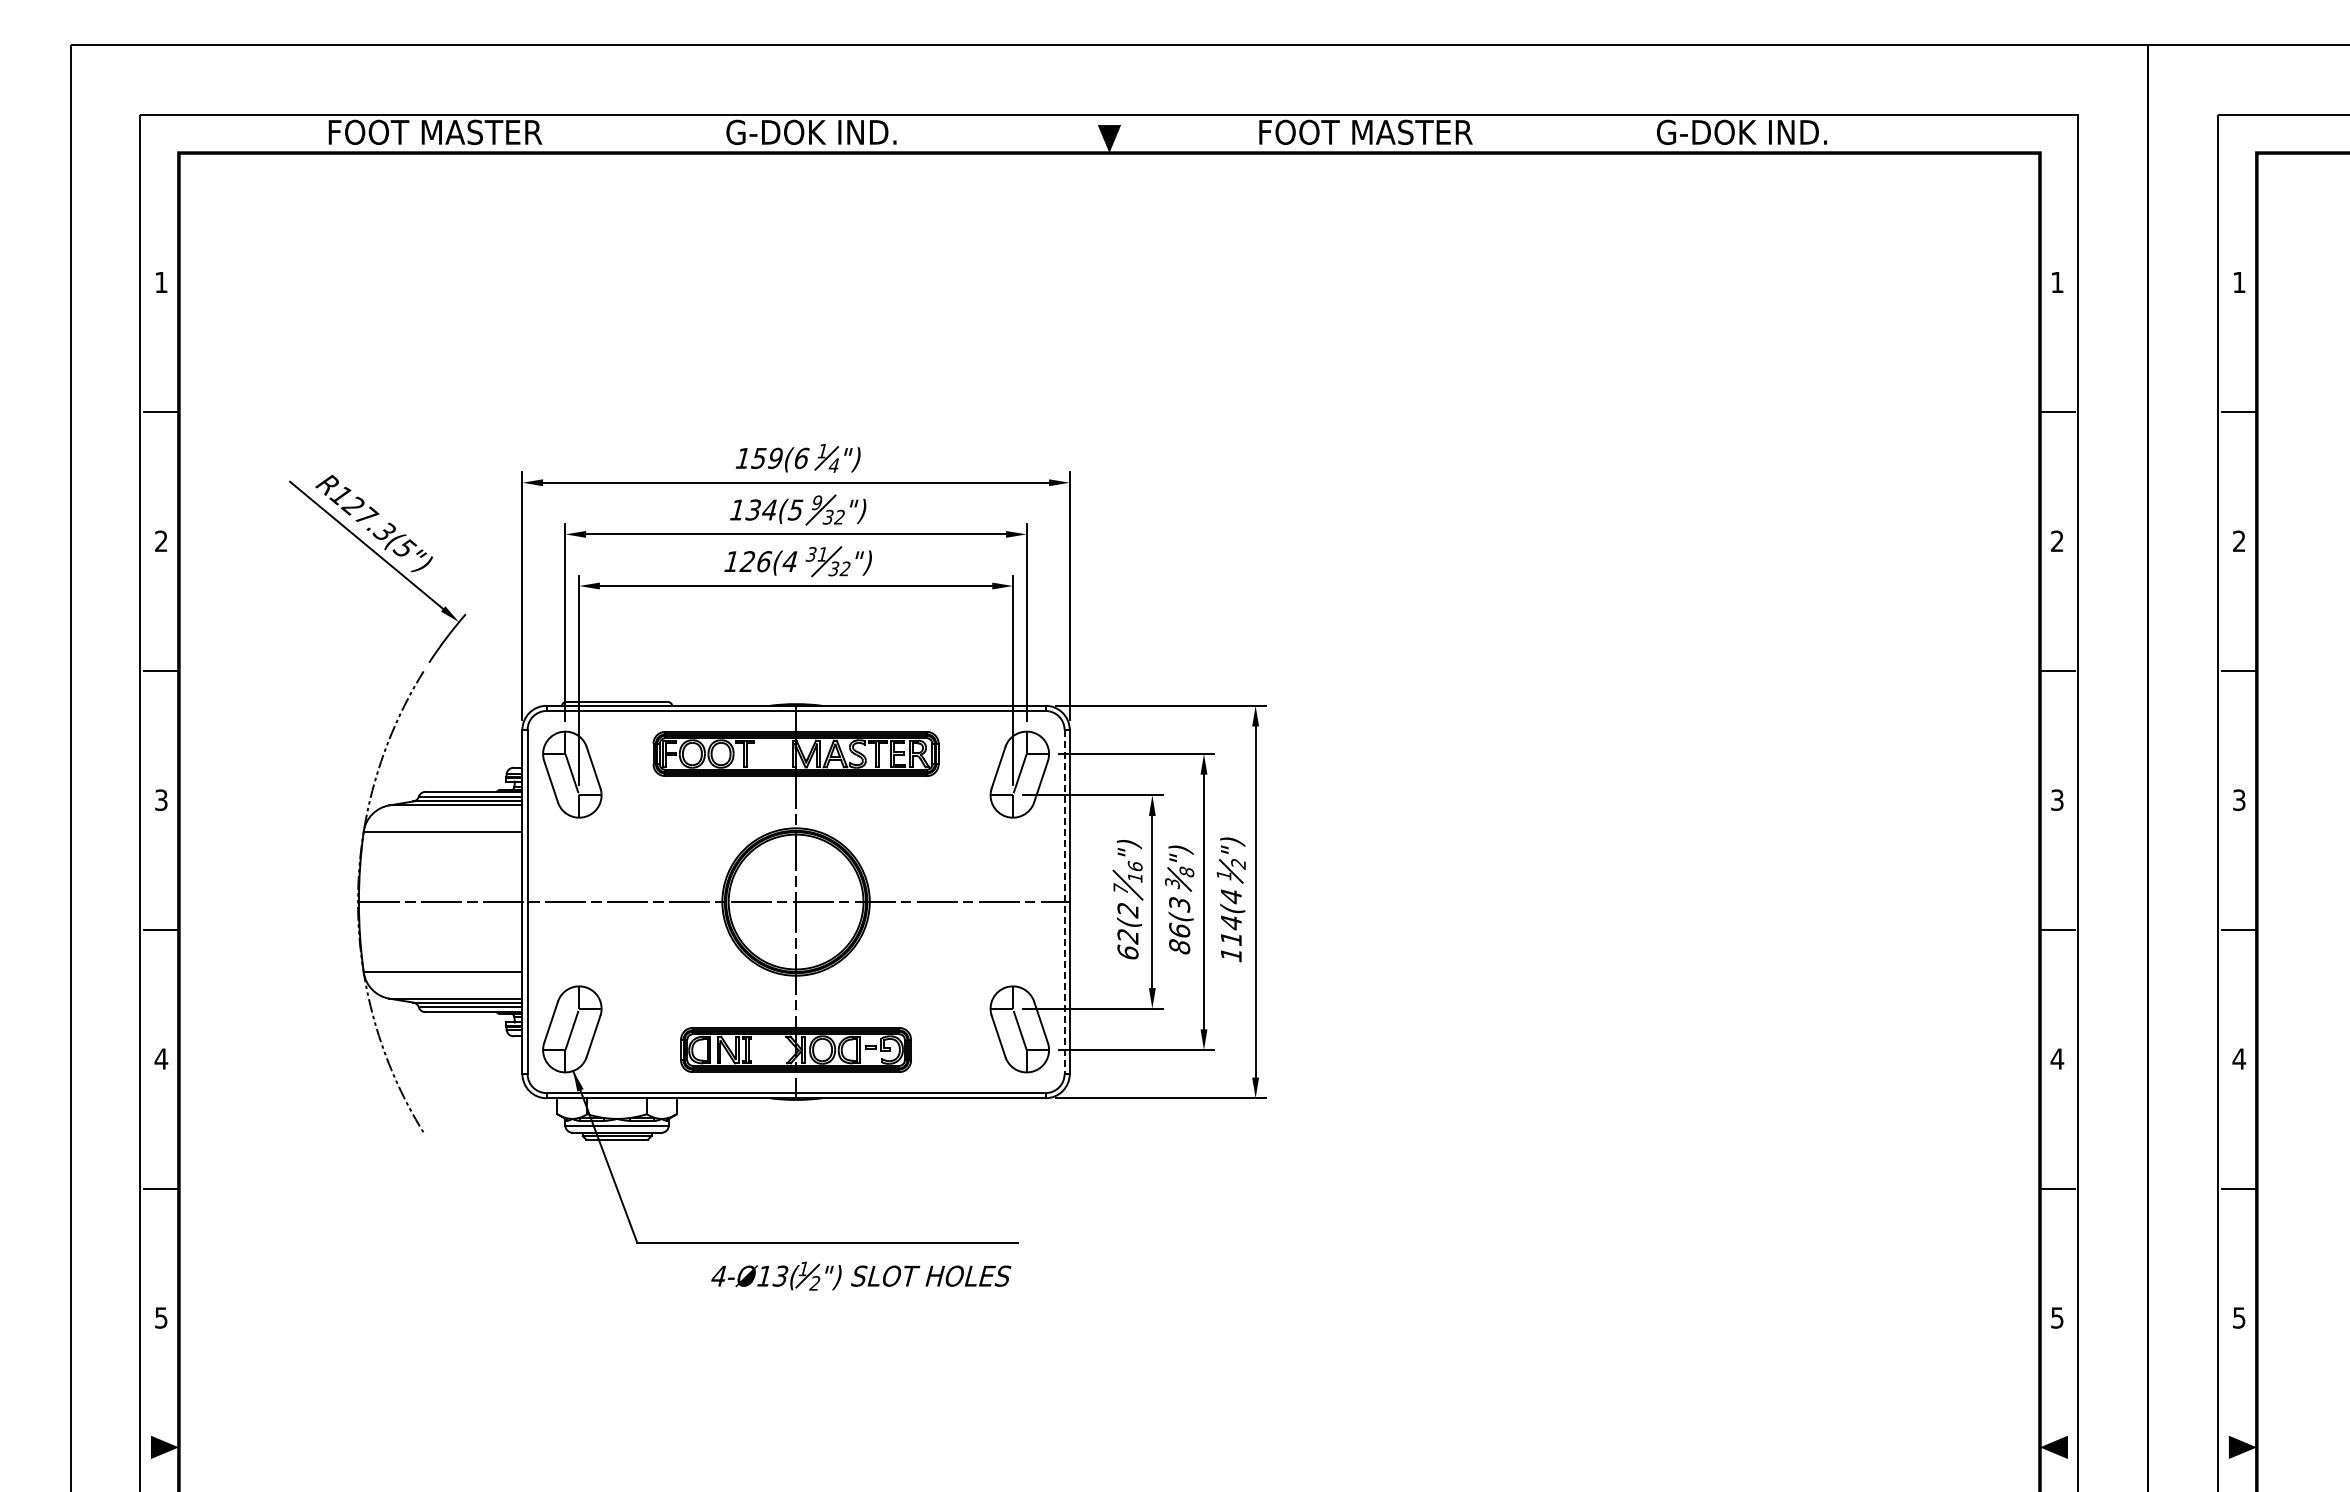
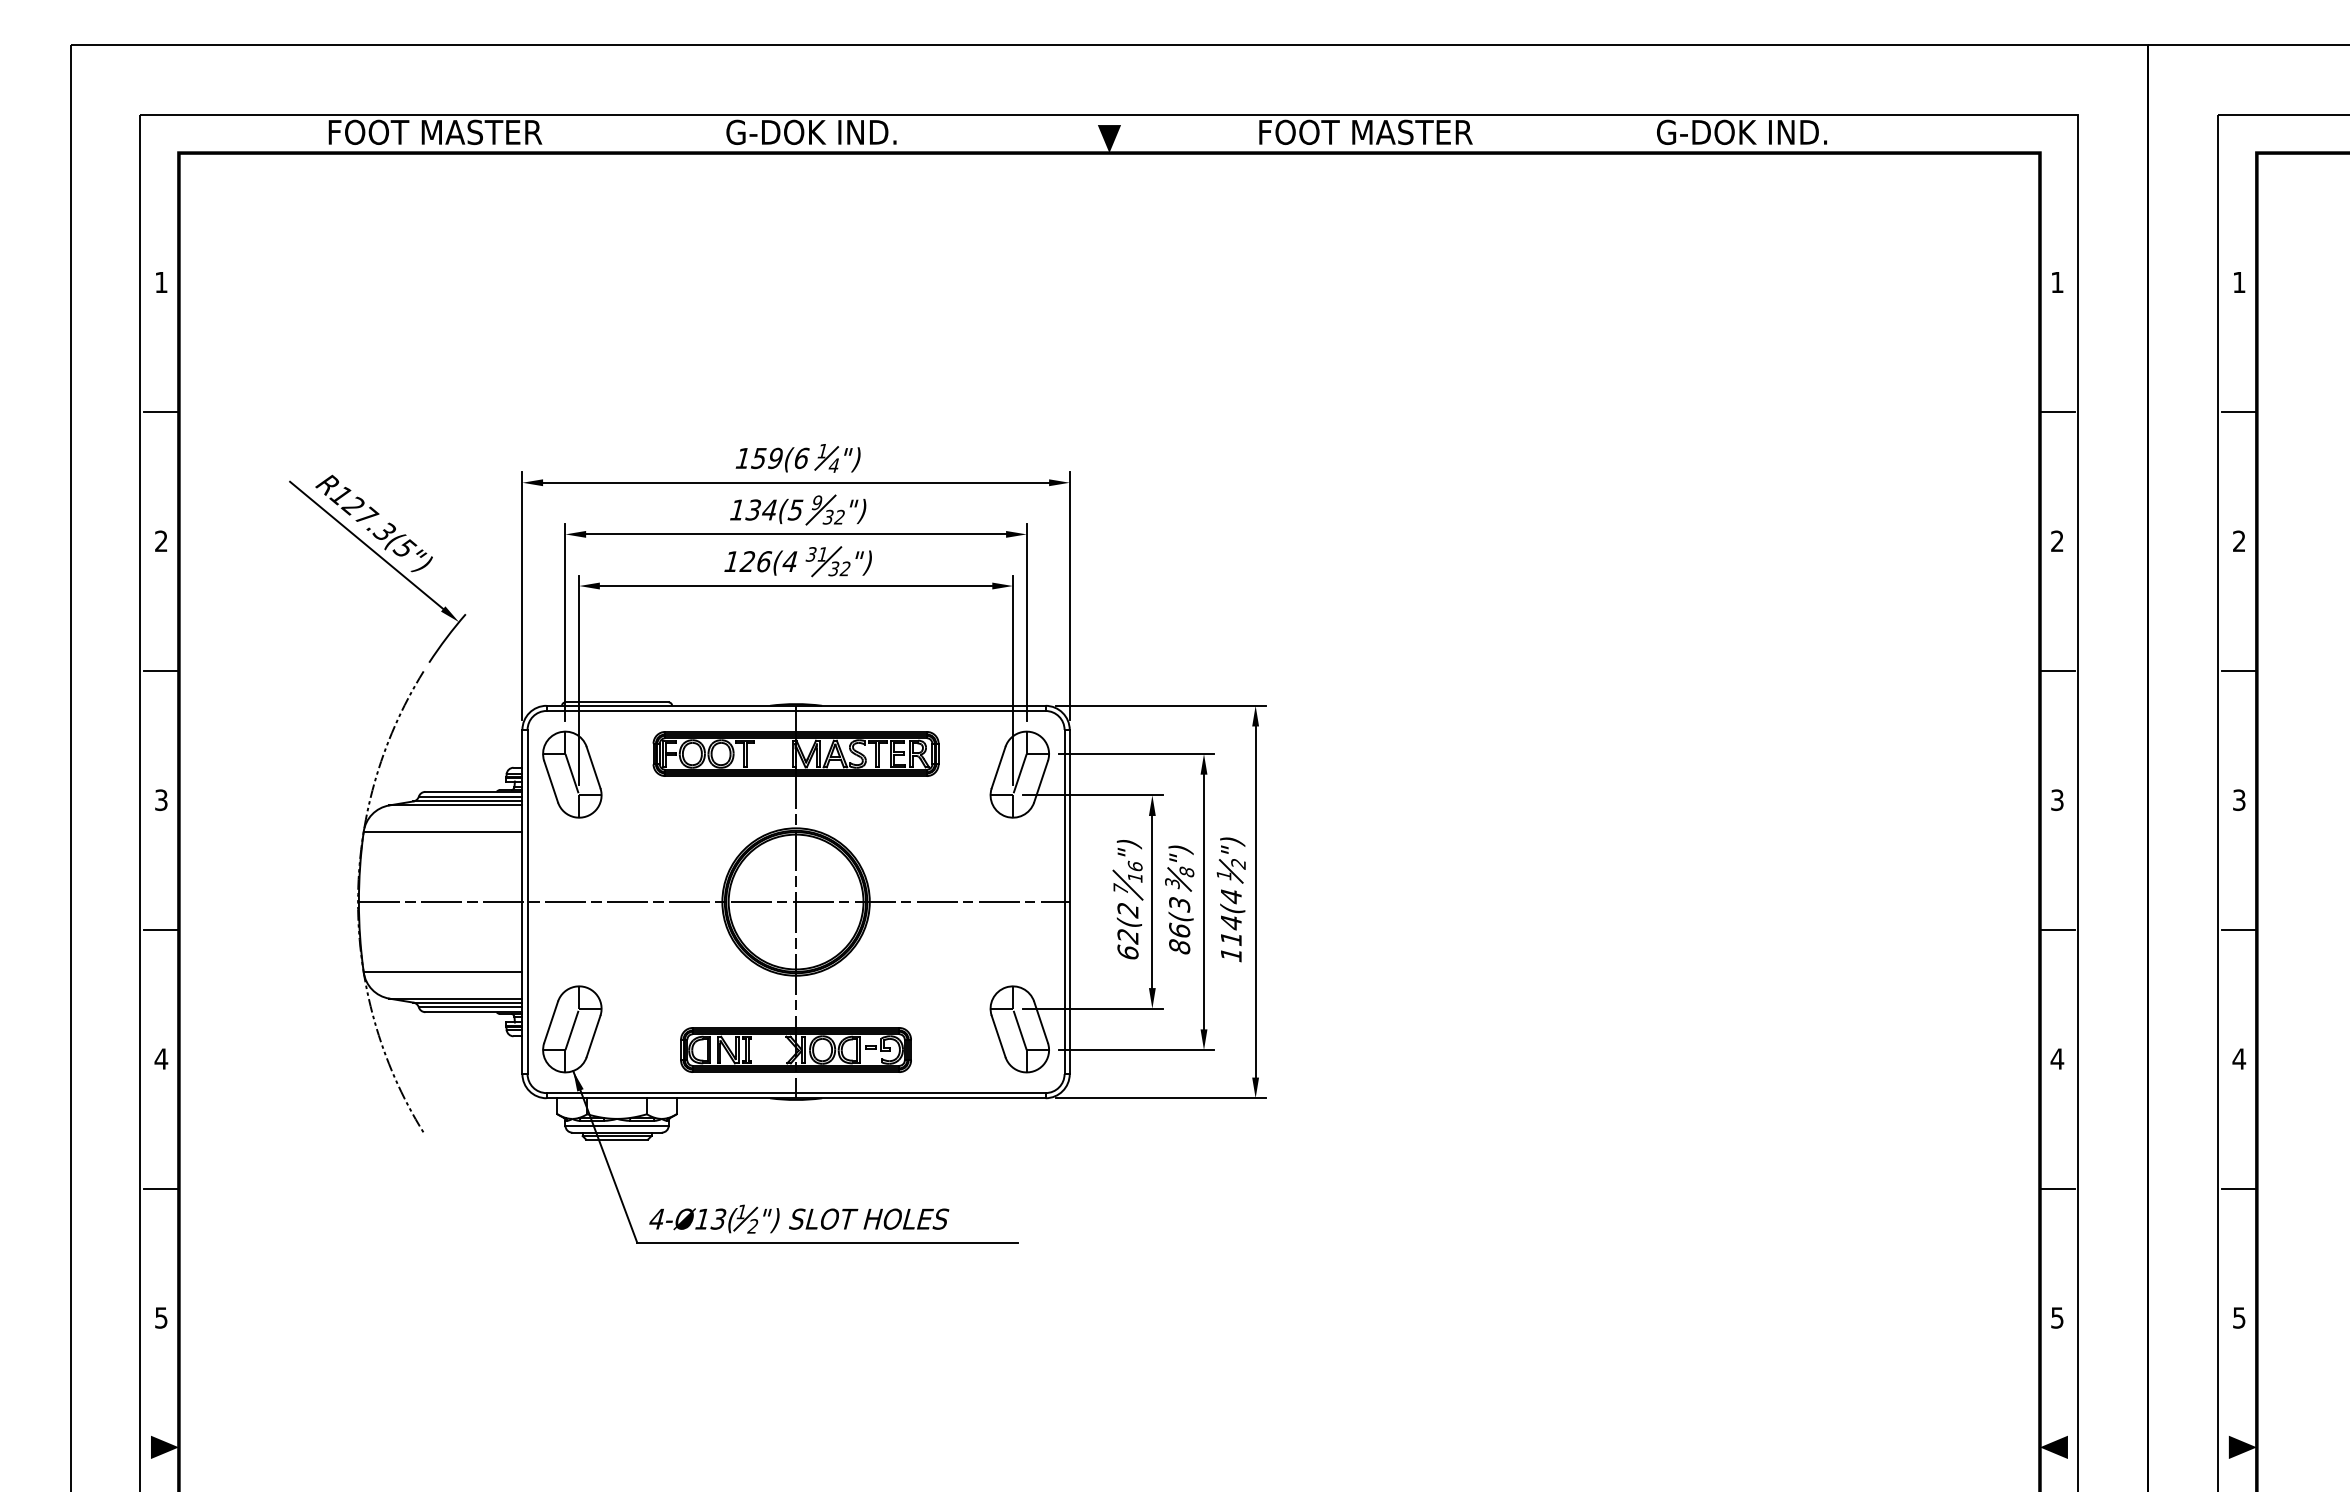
line: dashed -> solid (1064, 902)
part position: (861, 1275) -> (799, 1218) (799, 1218)
